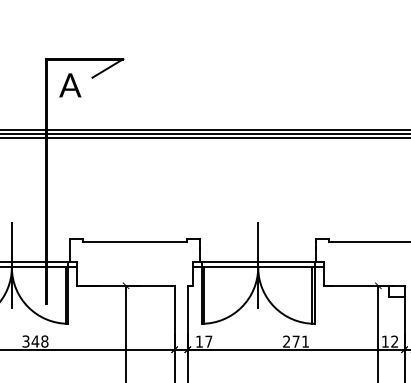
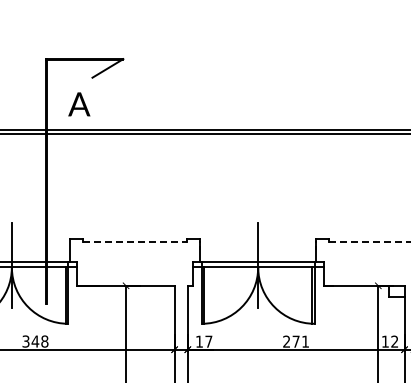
text position: (70, 85) -> (79, 104) (79, 104)
line: present -> none (204, 137)
line: solid -> dashed (135, 241)
line: solid -> dashed (369, 241)
